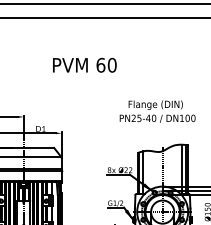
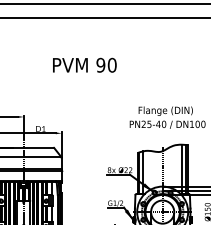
text: 60 -> 90 (100, 64)
text position: (157, 111) -> (167, 117) (167, 117)
